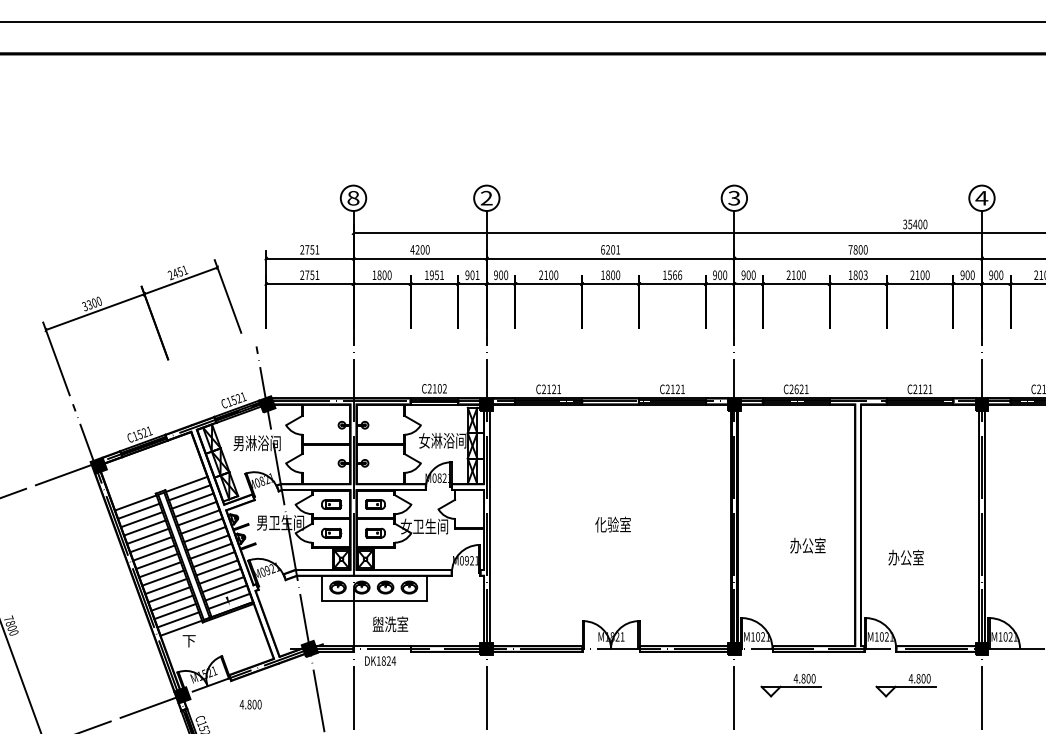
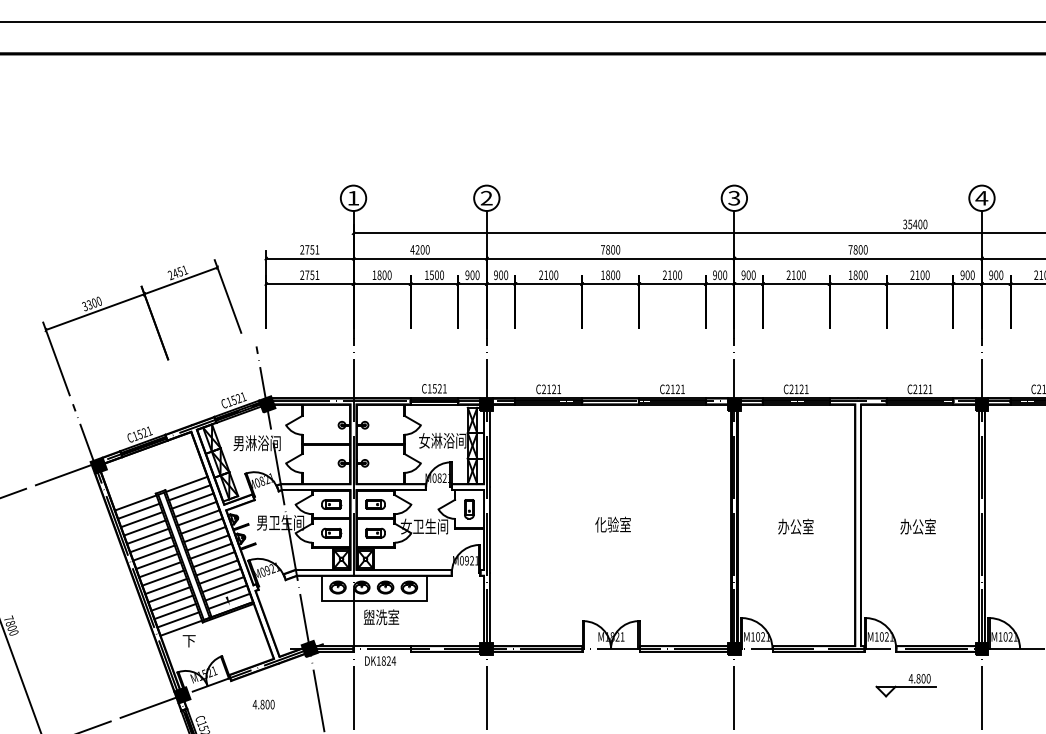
text: 8 -> 1 (353, 198)
text: 6201 -> 7800 (610, 249)
text: 1951 -> 1500 (436, 274)
text: 1803 -> 1800 (865, 274)
text: 901 -> 900 (477, 275)
text: 1566 -> 2100 (672, 275)
text: C2102 -> C1521 (436, 388)
text: C2621 -> C2121 (796, 389)
part: none -> present (469, 509)
text position: (807, 545) -> (795, 526) (795, 526)
text position: (905, 557) -> (917, 526) (917, 526)
text position: (390, 623) -> (381, 616) (381, 616)
part: present -> none (790, 685)
text position: (250, 704) -> (263, 704) (263, 704)
